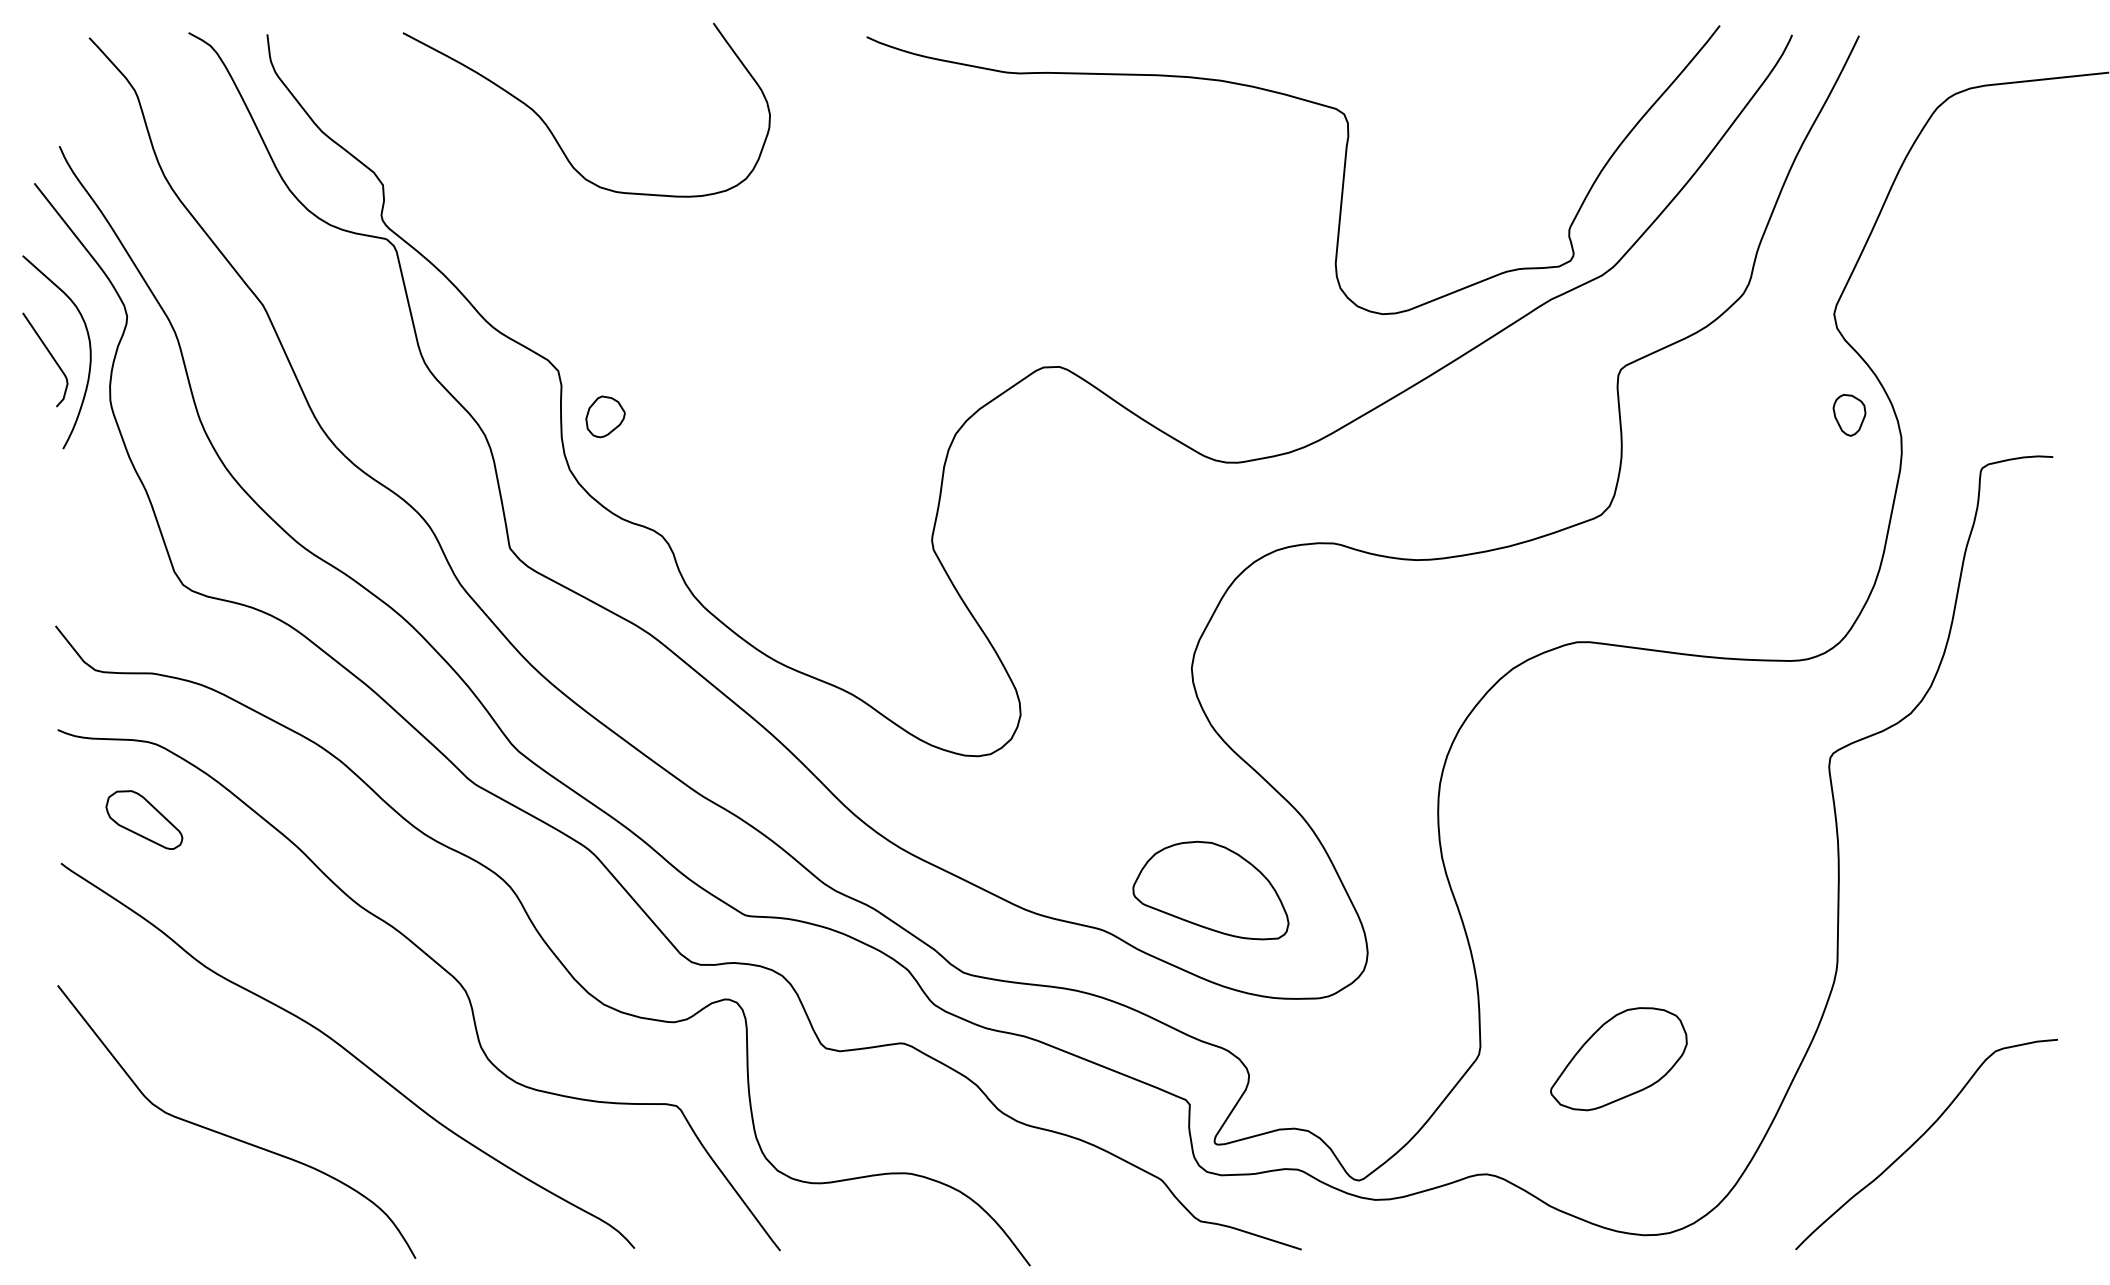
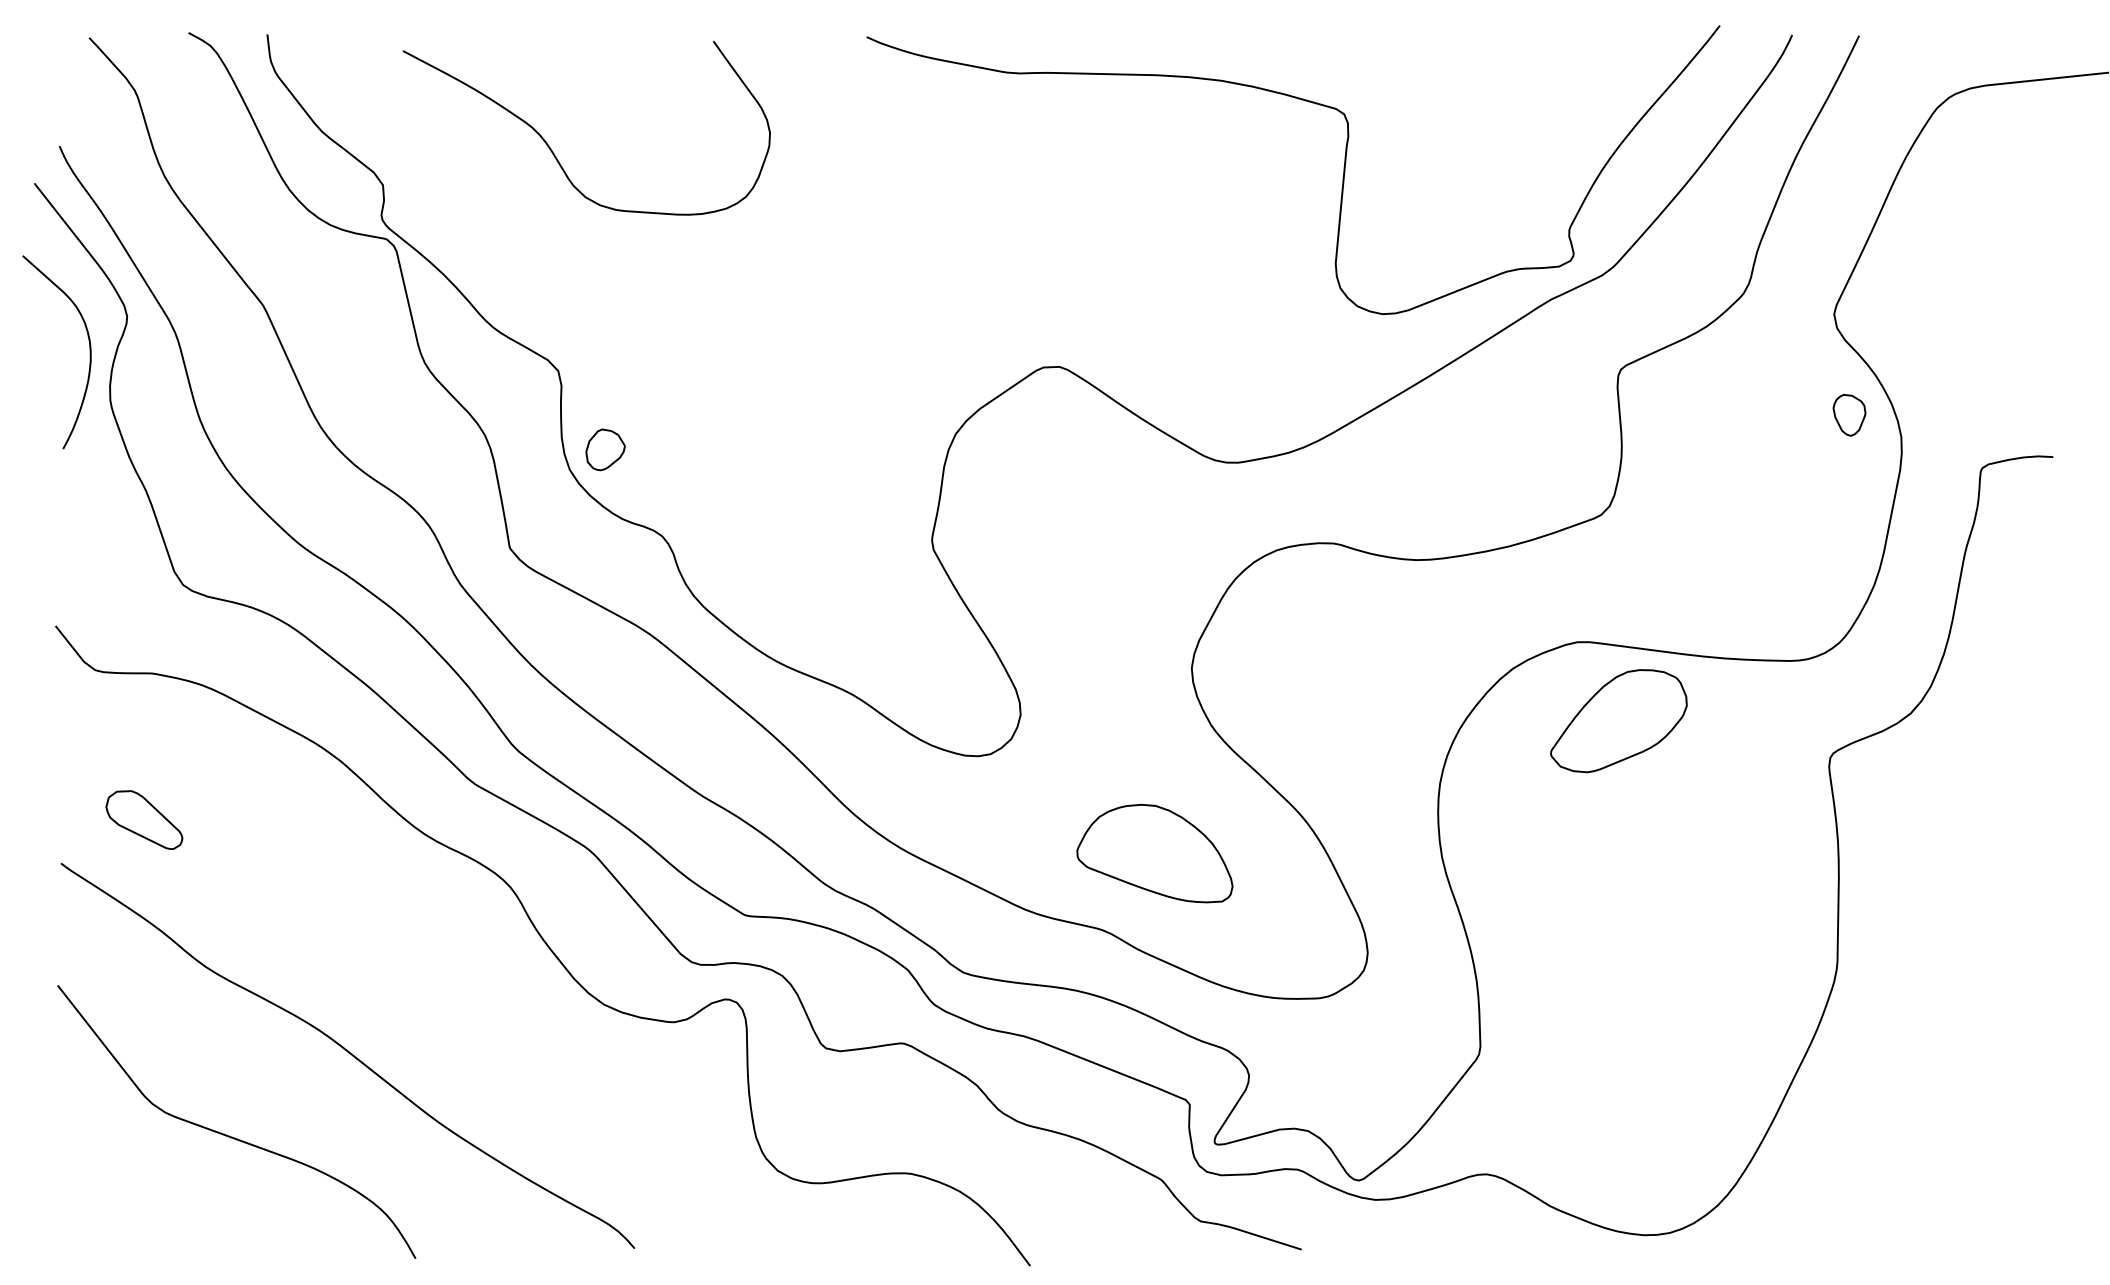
curve position: (553, 133) -> (553, 151) (553, 151)
curve: present -> none (51, 357)
part position: (605, 416) -> (605, 449) (605, 449)
part position: (1210, 890) -> (1154, 853) (1154, 853)
curve: present -> none (440, 967)
part position: (1618, 1059) -> (1618, 721) (1618, 721)
curve: present -> none (1920, 1138)
